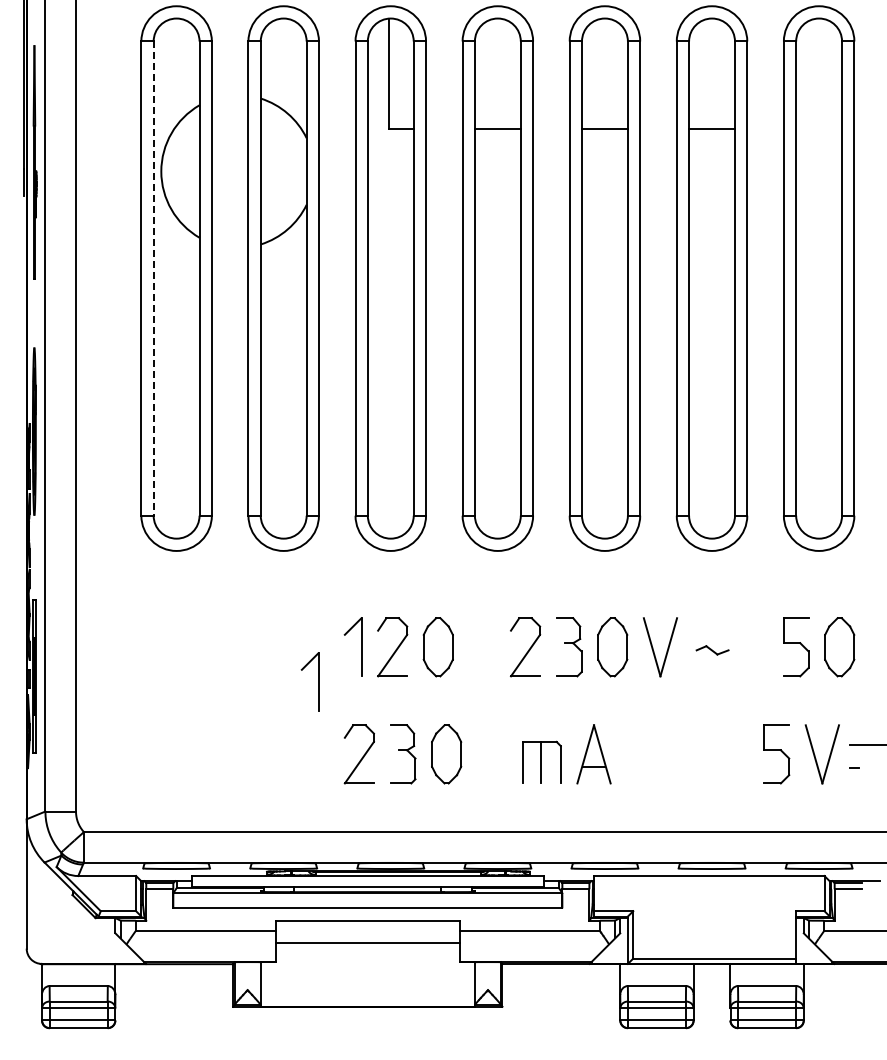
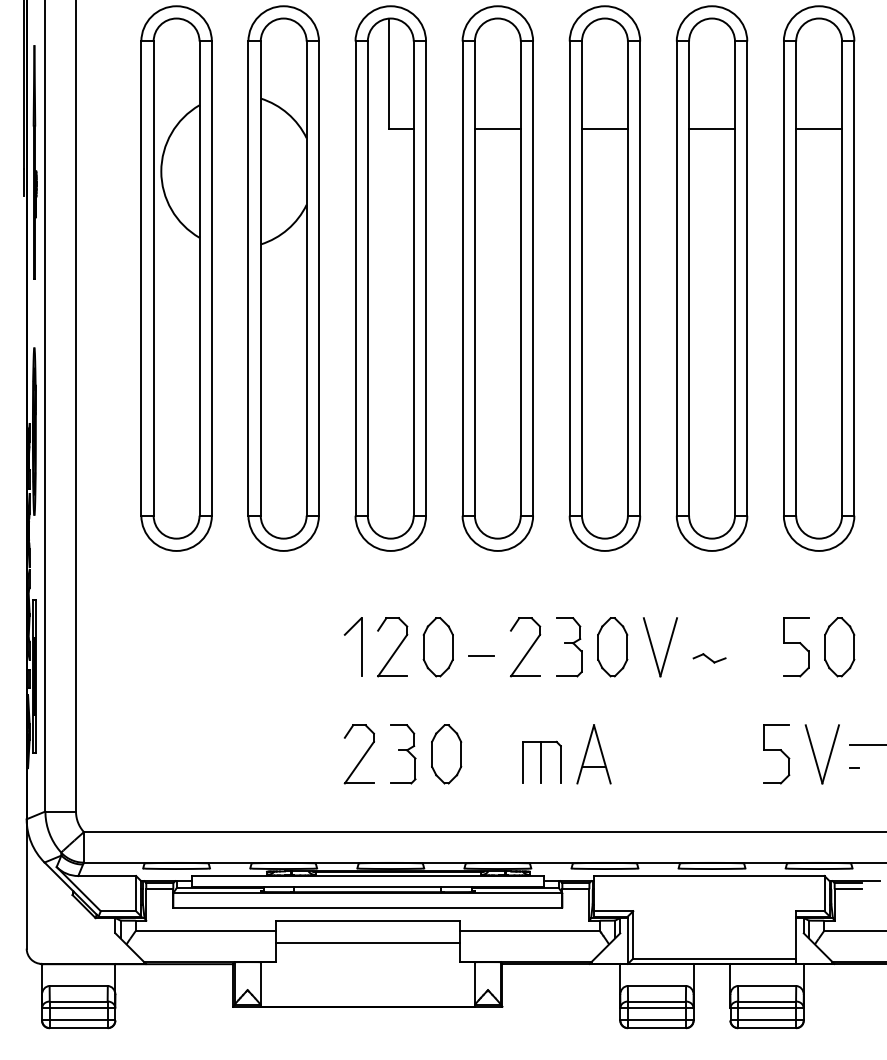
line: none -> present (819, 128)
line: dashed -> solid (153, 279)
part position: (712, 650) -> (709, 658) (709, 658)
line: none -> present (481, 655)
part: present -> none (318, 681)
